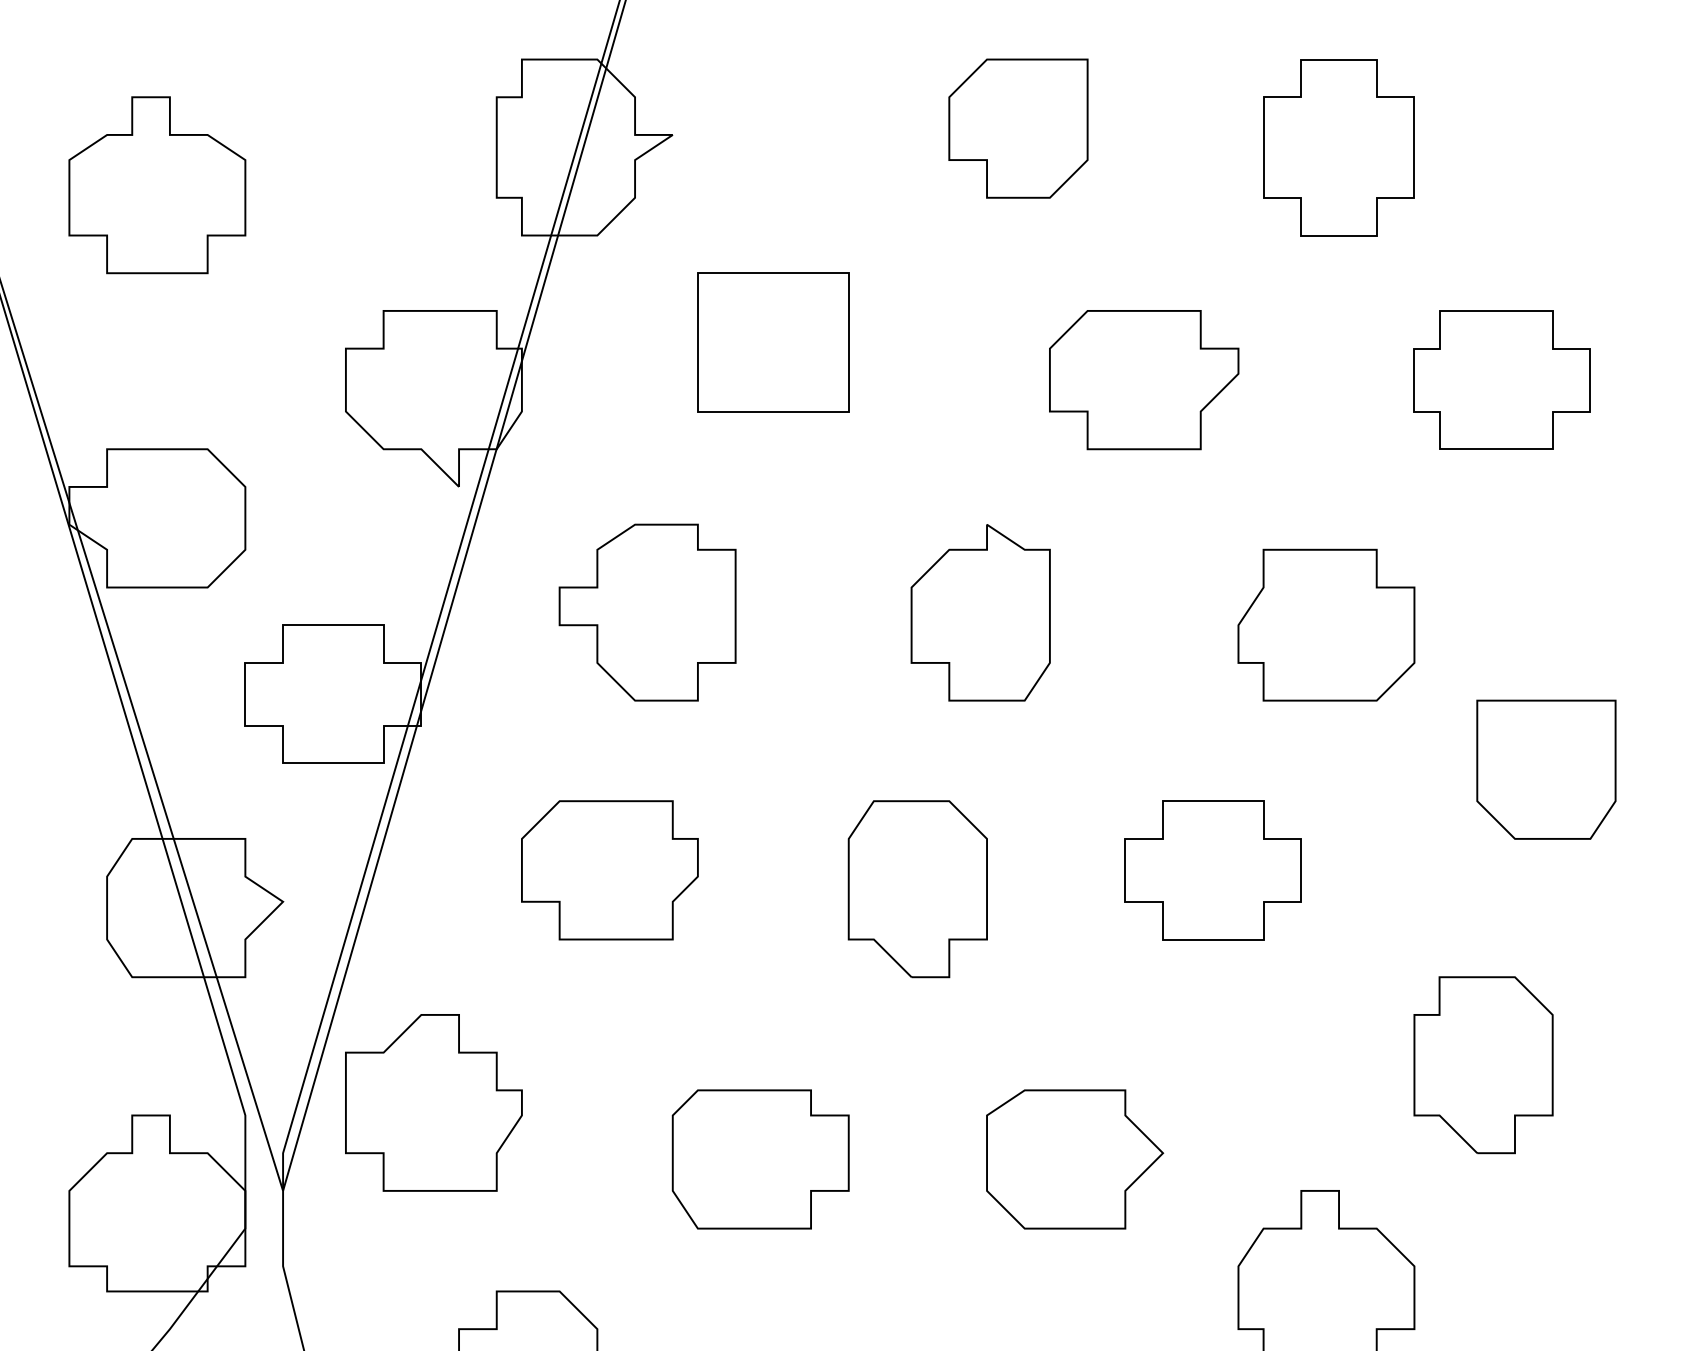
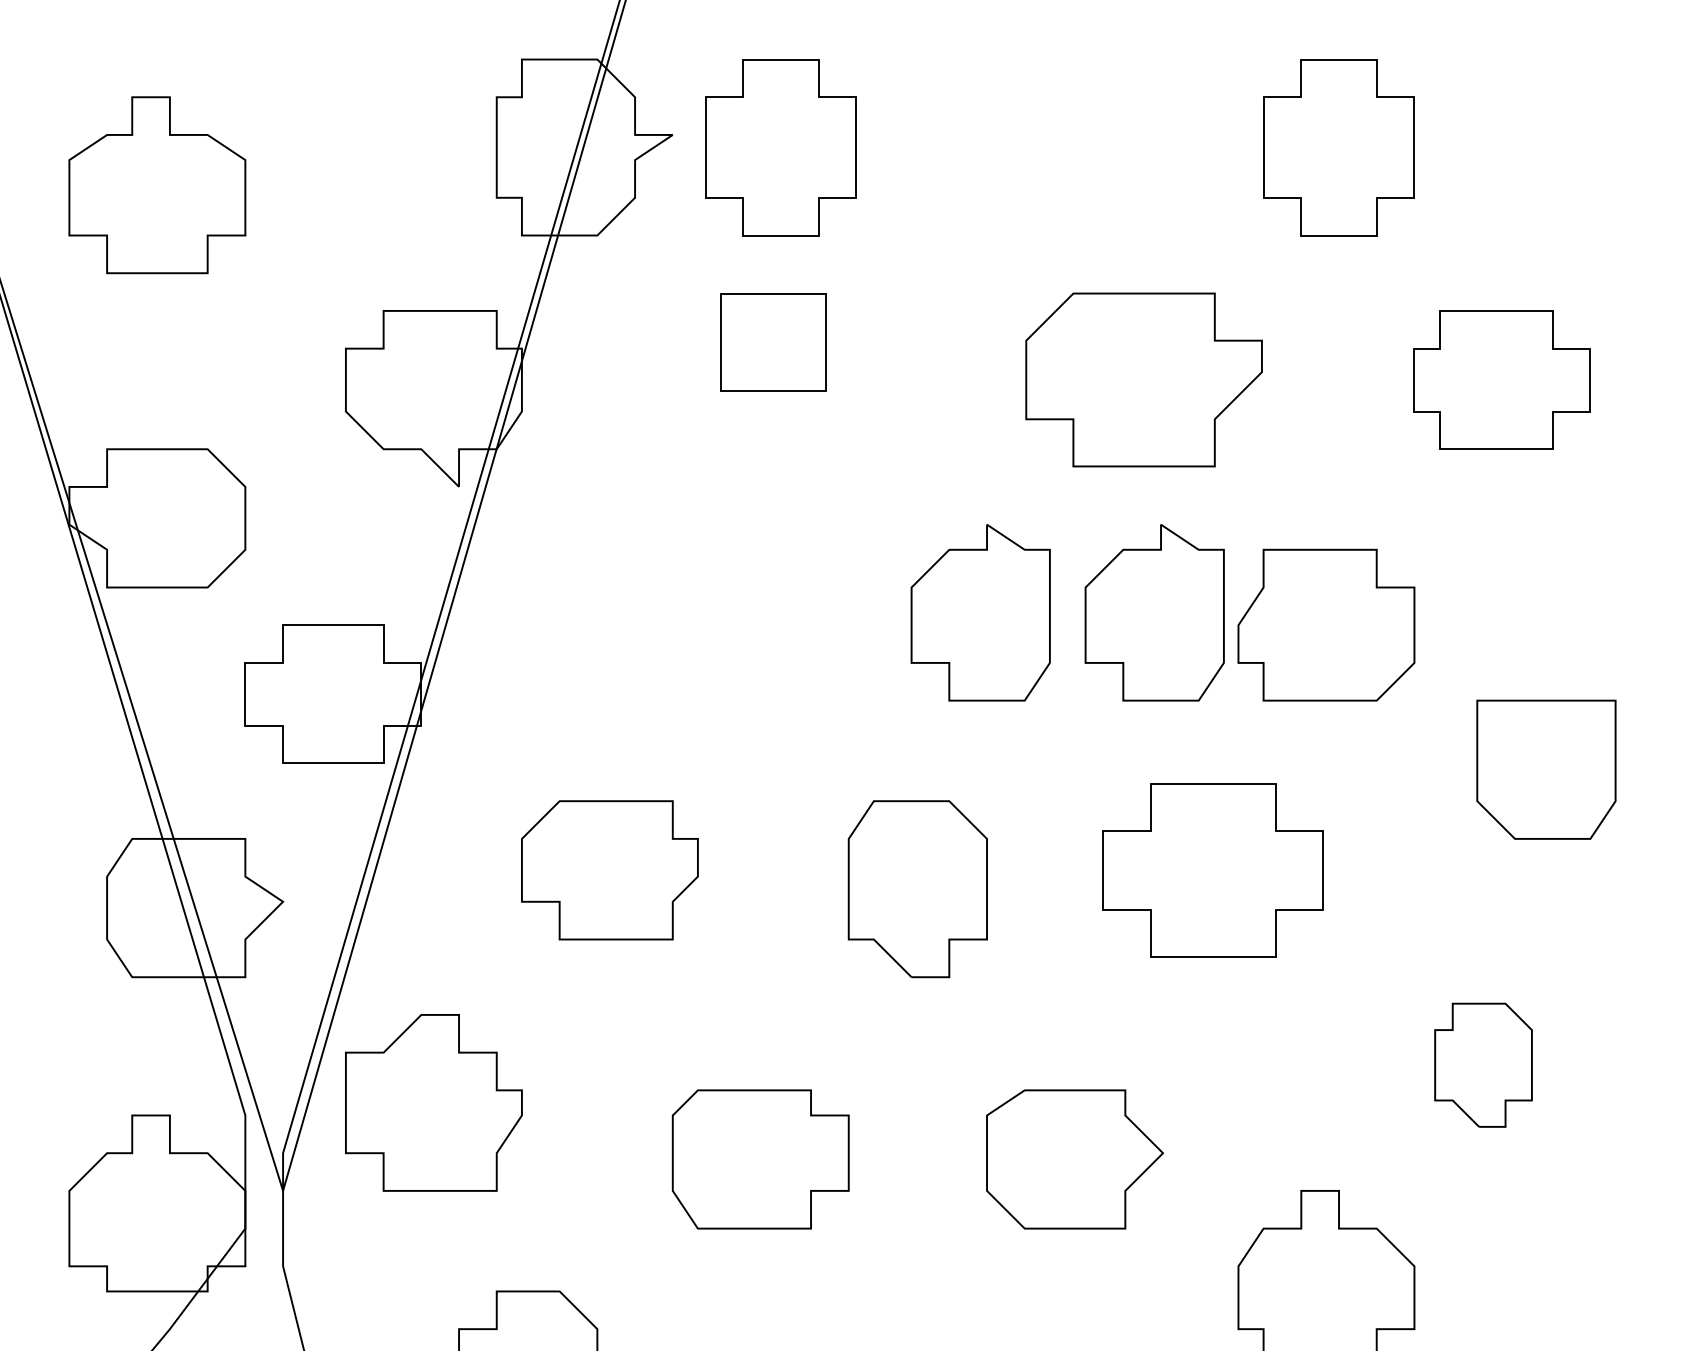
part: present -> none (1018, 128)
part: none -> present (780, 147)
part size: 153x141 px -> 107x99 px (773, 342)
part size: 191x141 px -> 238x176 px (1143, 379)
part: present -> none (647, 612)
part: none -> present (1154, 612)
part size: 178x141 px -> 222x175 px (1212, 870)
part size: 141x179 px -> 99x126 px (1483, 1064)
